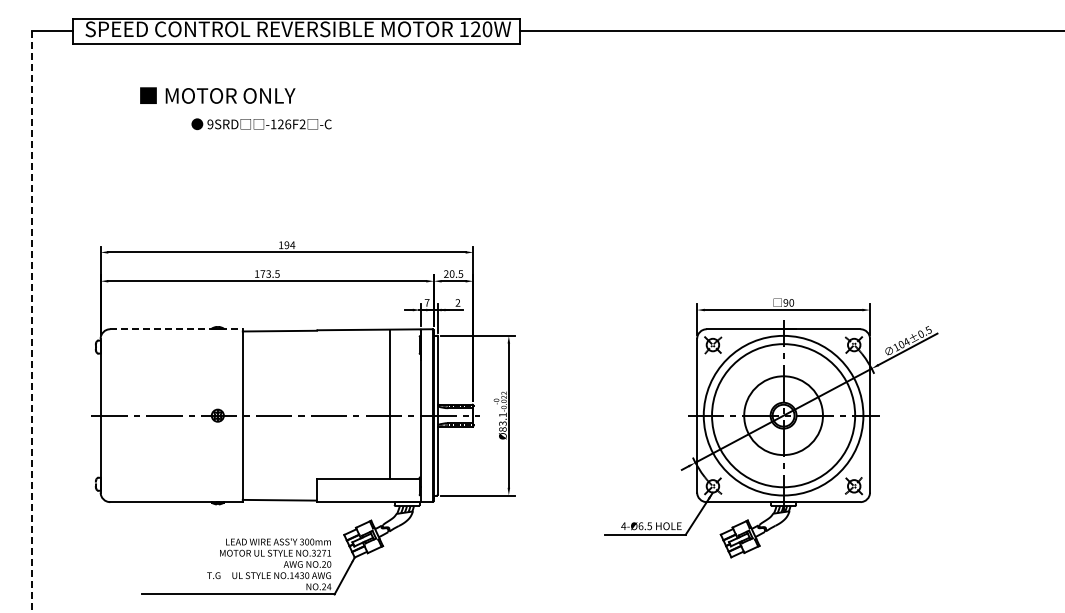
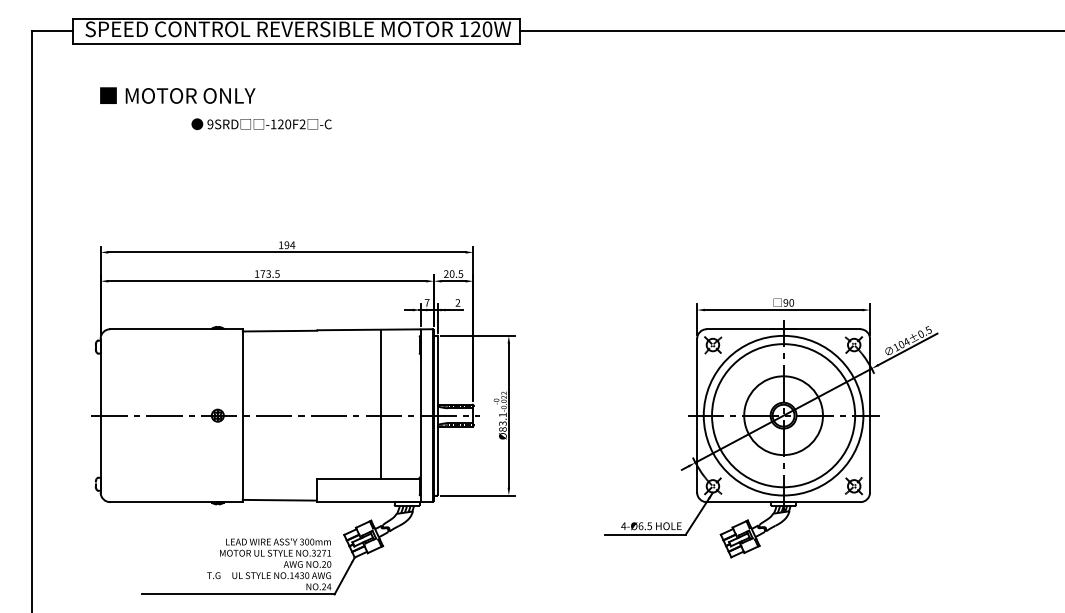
text position: (217, 95) -> (177, 95) (177, 95)
text: -126F2 -> -120F2 (288, 124)
line: dashed -> solid (31, 321)
line: dashed -> solid (177, 329)
line position: (390, 404) -> (381, 404) (381, 404)
